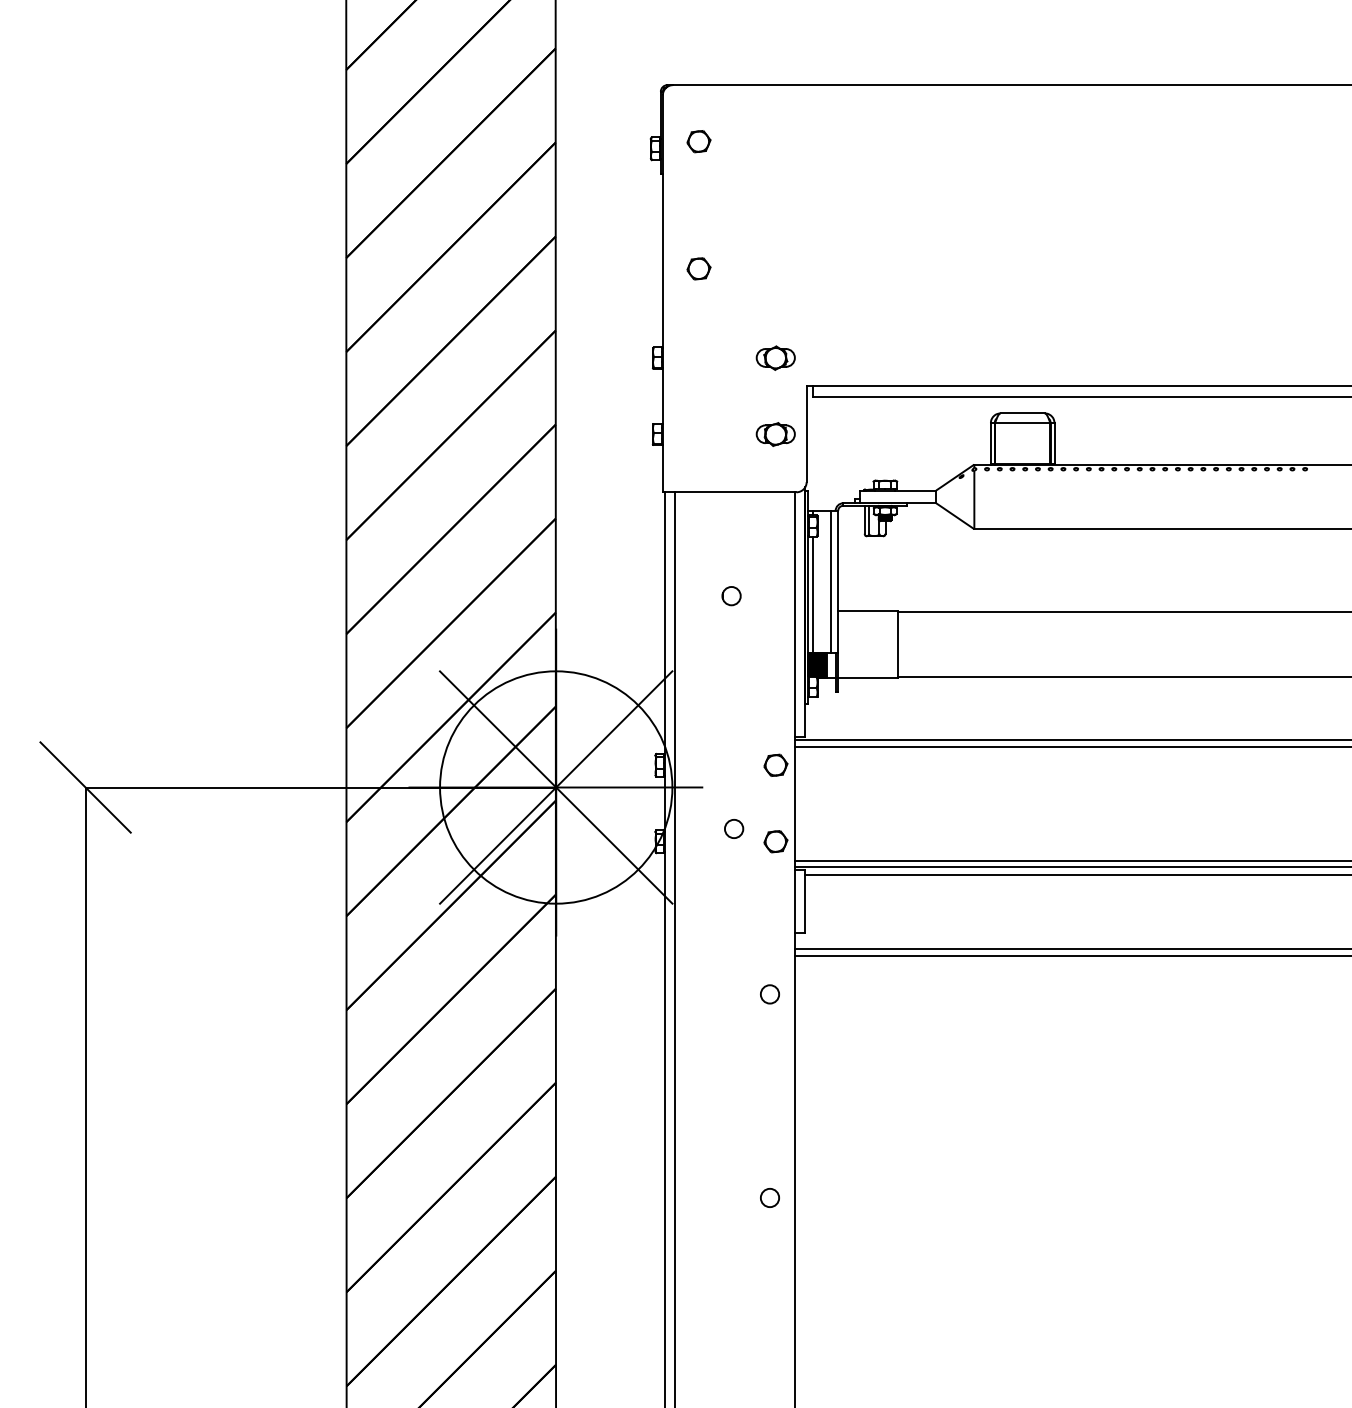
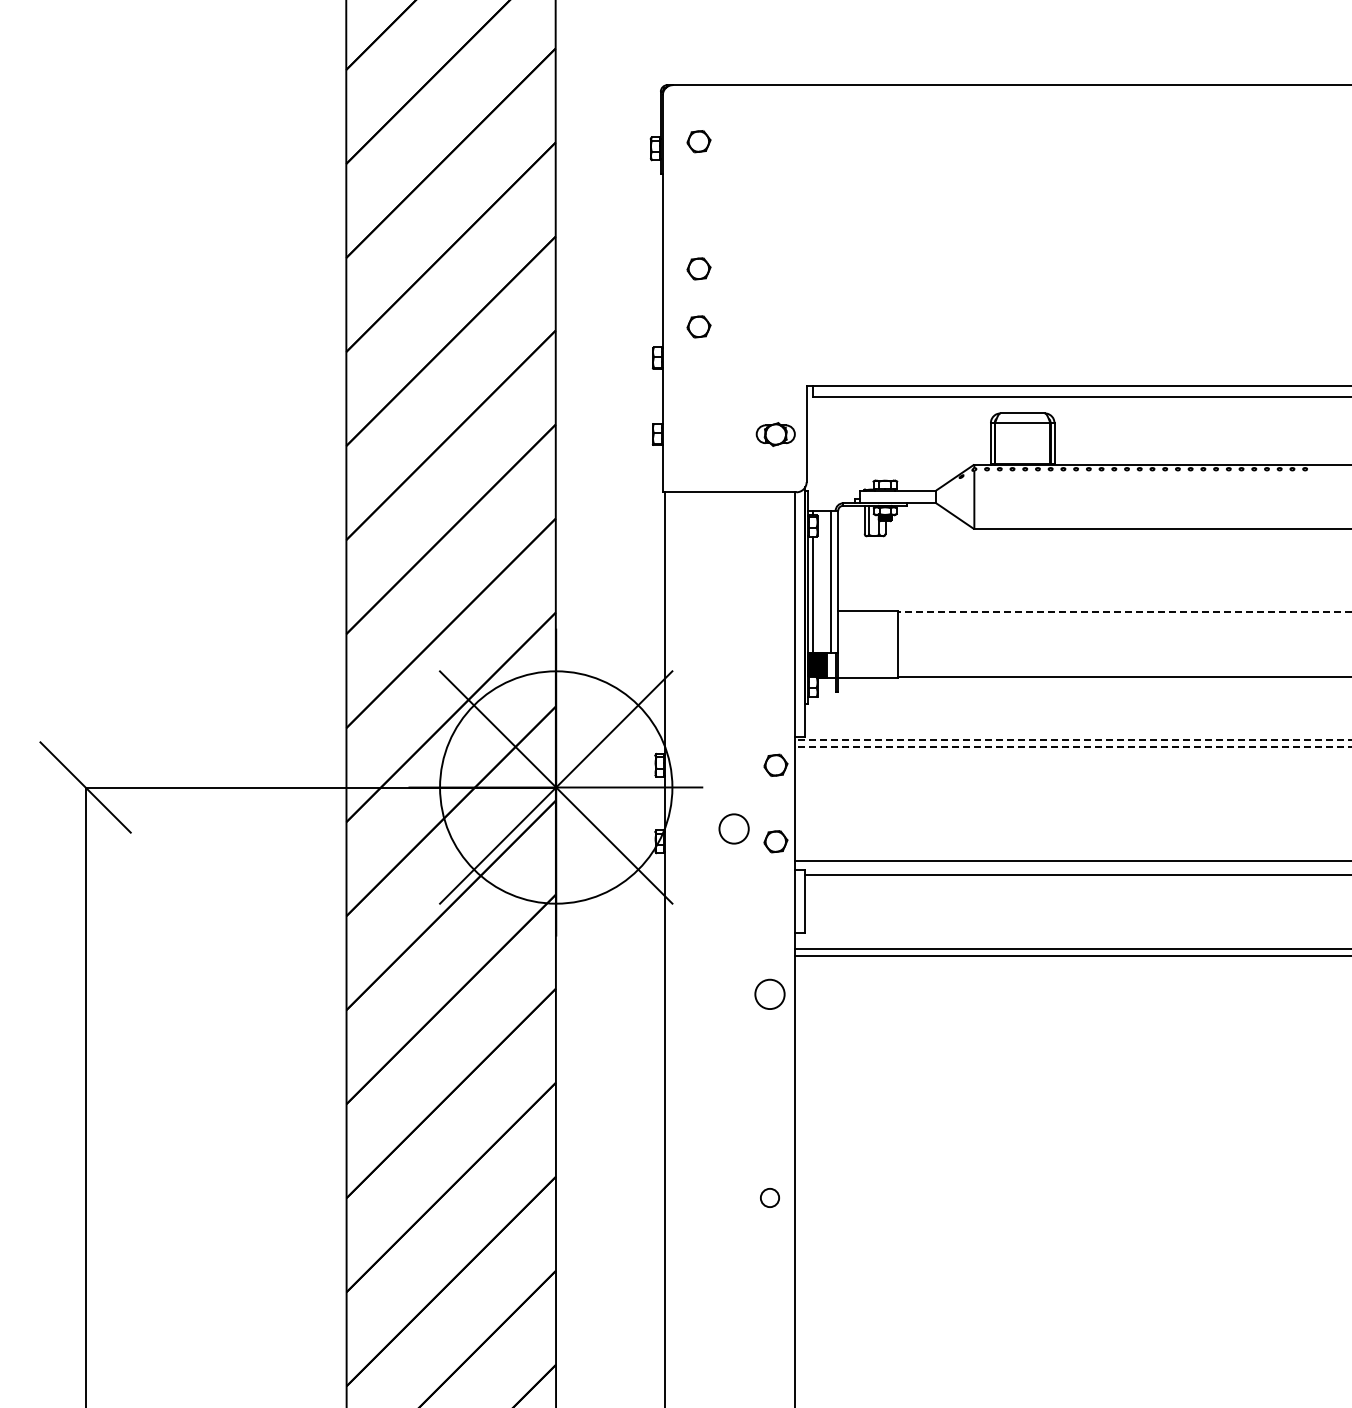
part: none -> present (698, 326)
part: present -> none (775, 357)
circle: present -> none (731, 596)
line: solid -> dashed (1124, 612)
line: solid -> dashed (1073, 739)
line: solid -> dashed (1073, 746)
circle diameter: 18 px -> 29 px (733, 828)
line: present -> none (1071, 867)
line: present -> none (675, 948)
circle diameter: 18 px -> 29 px (769, 994)
